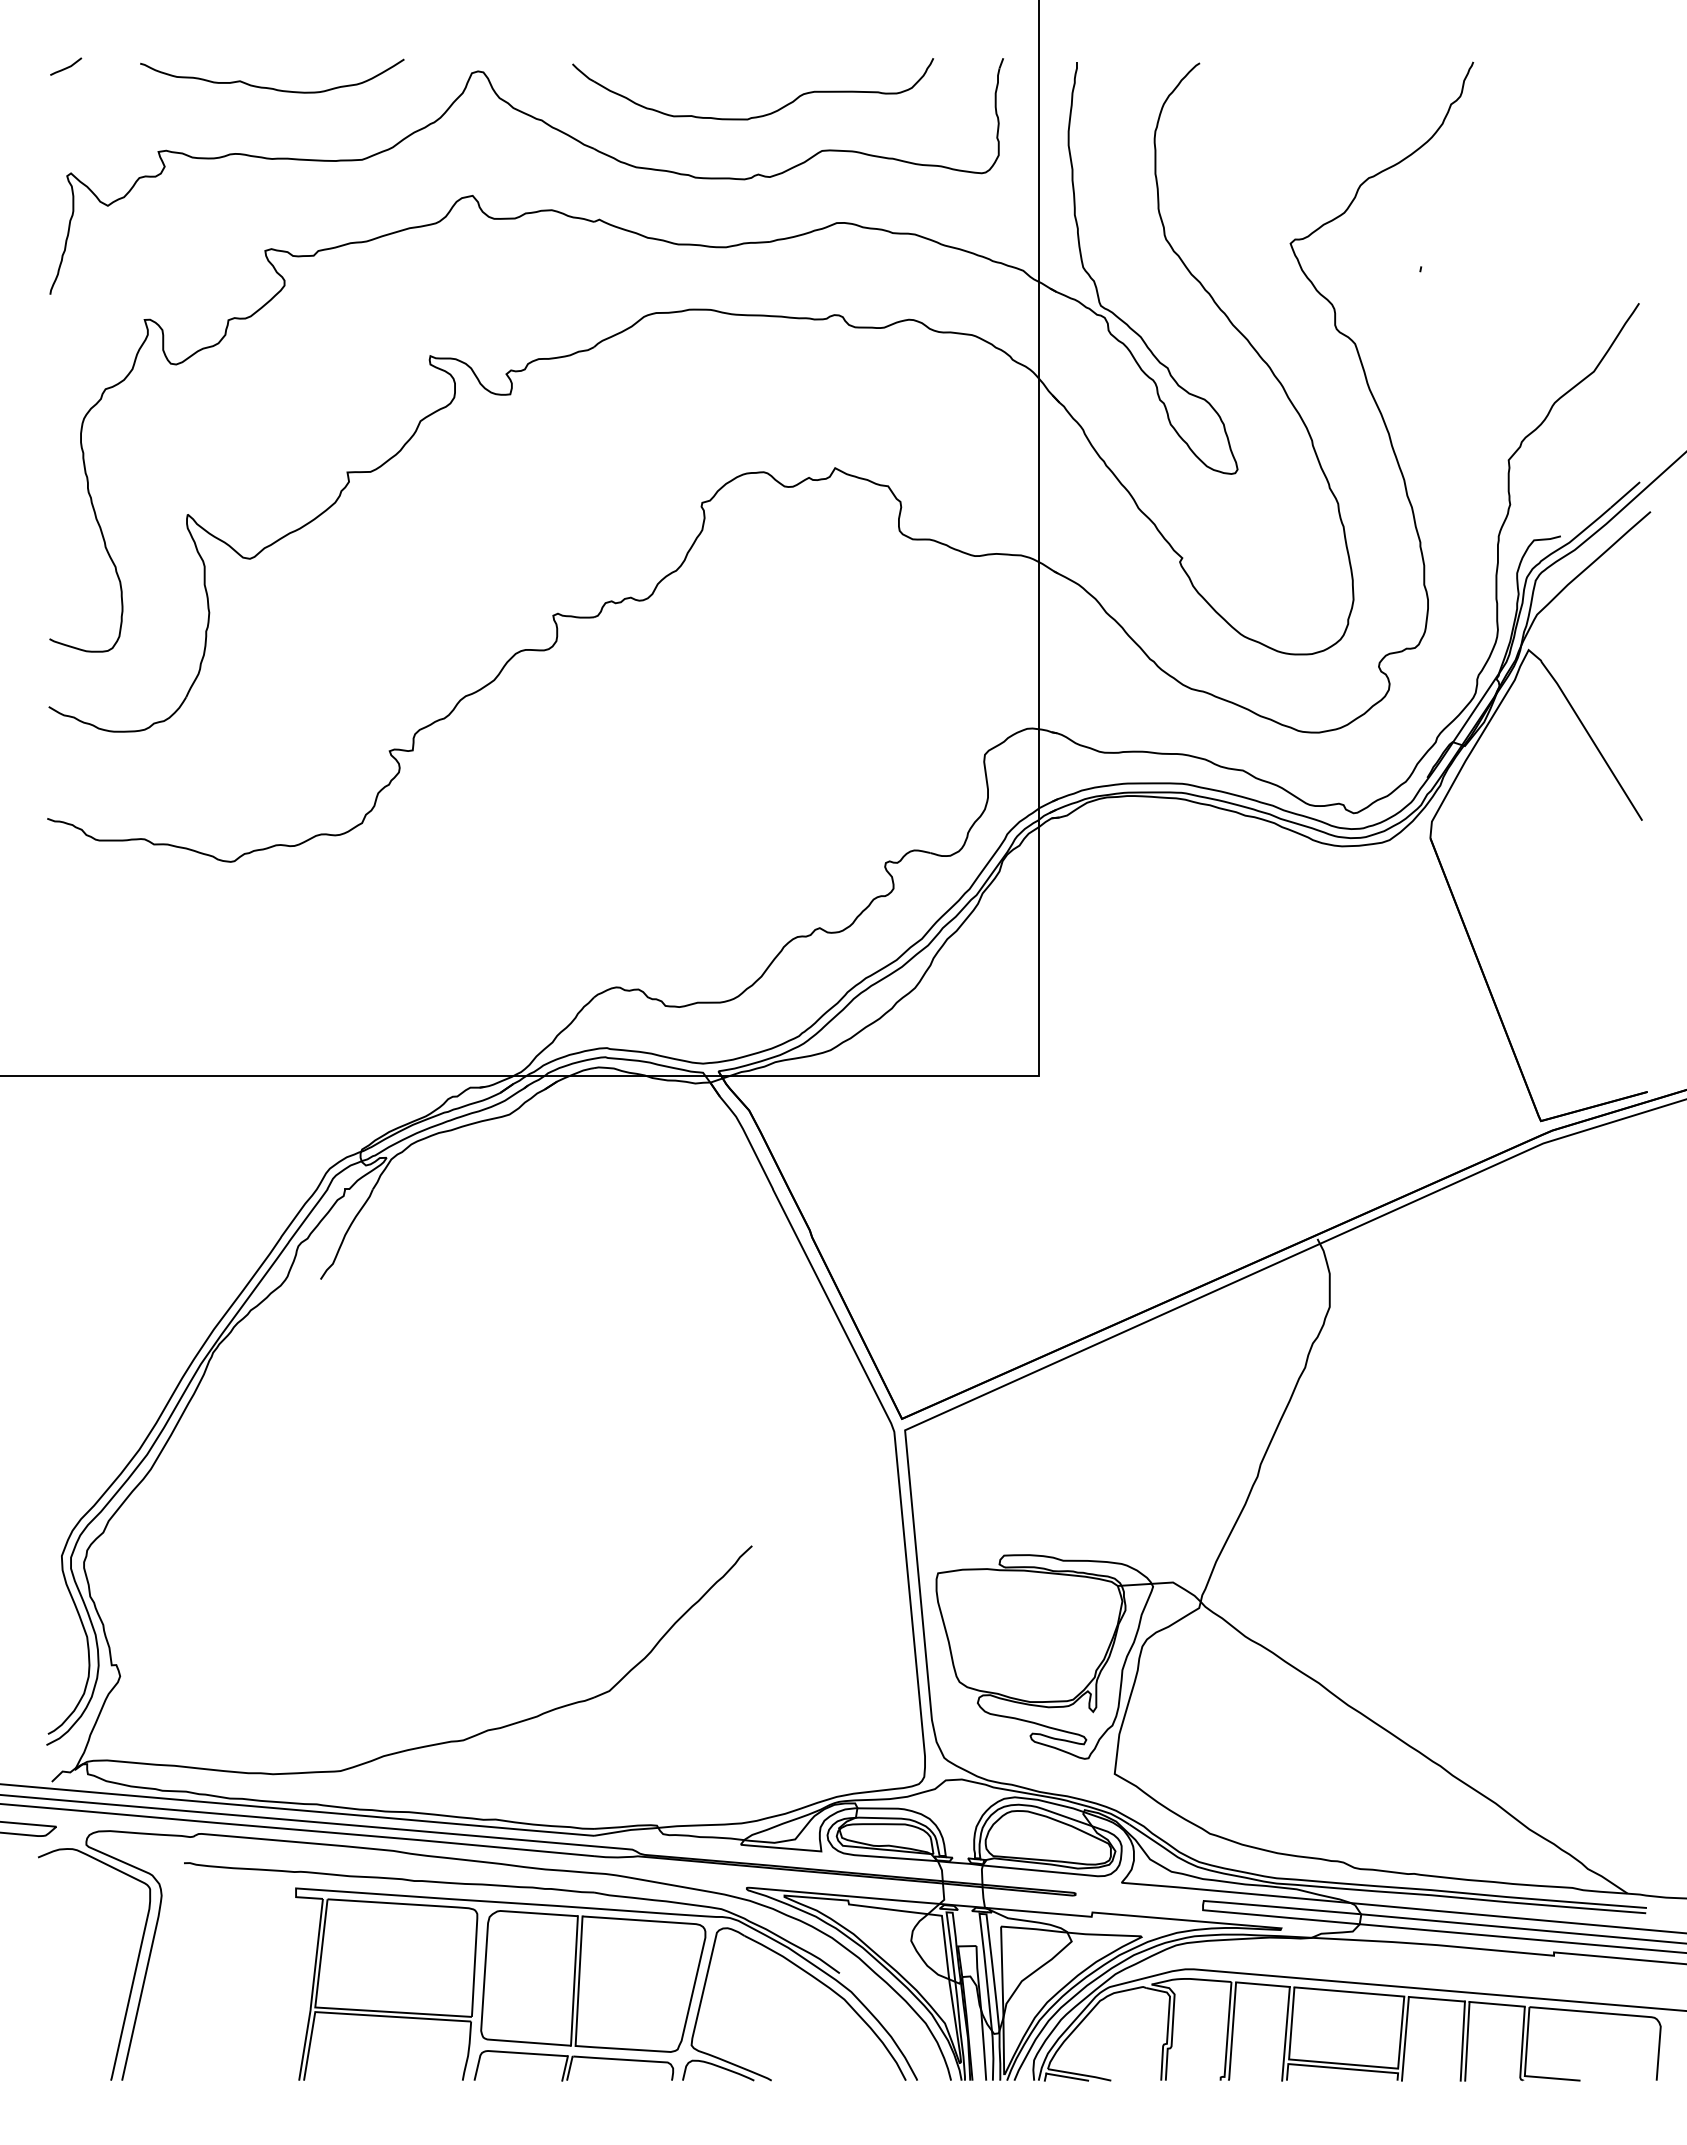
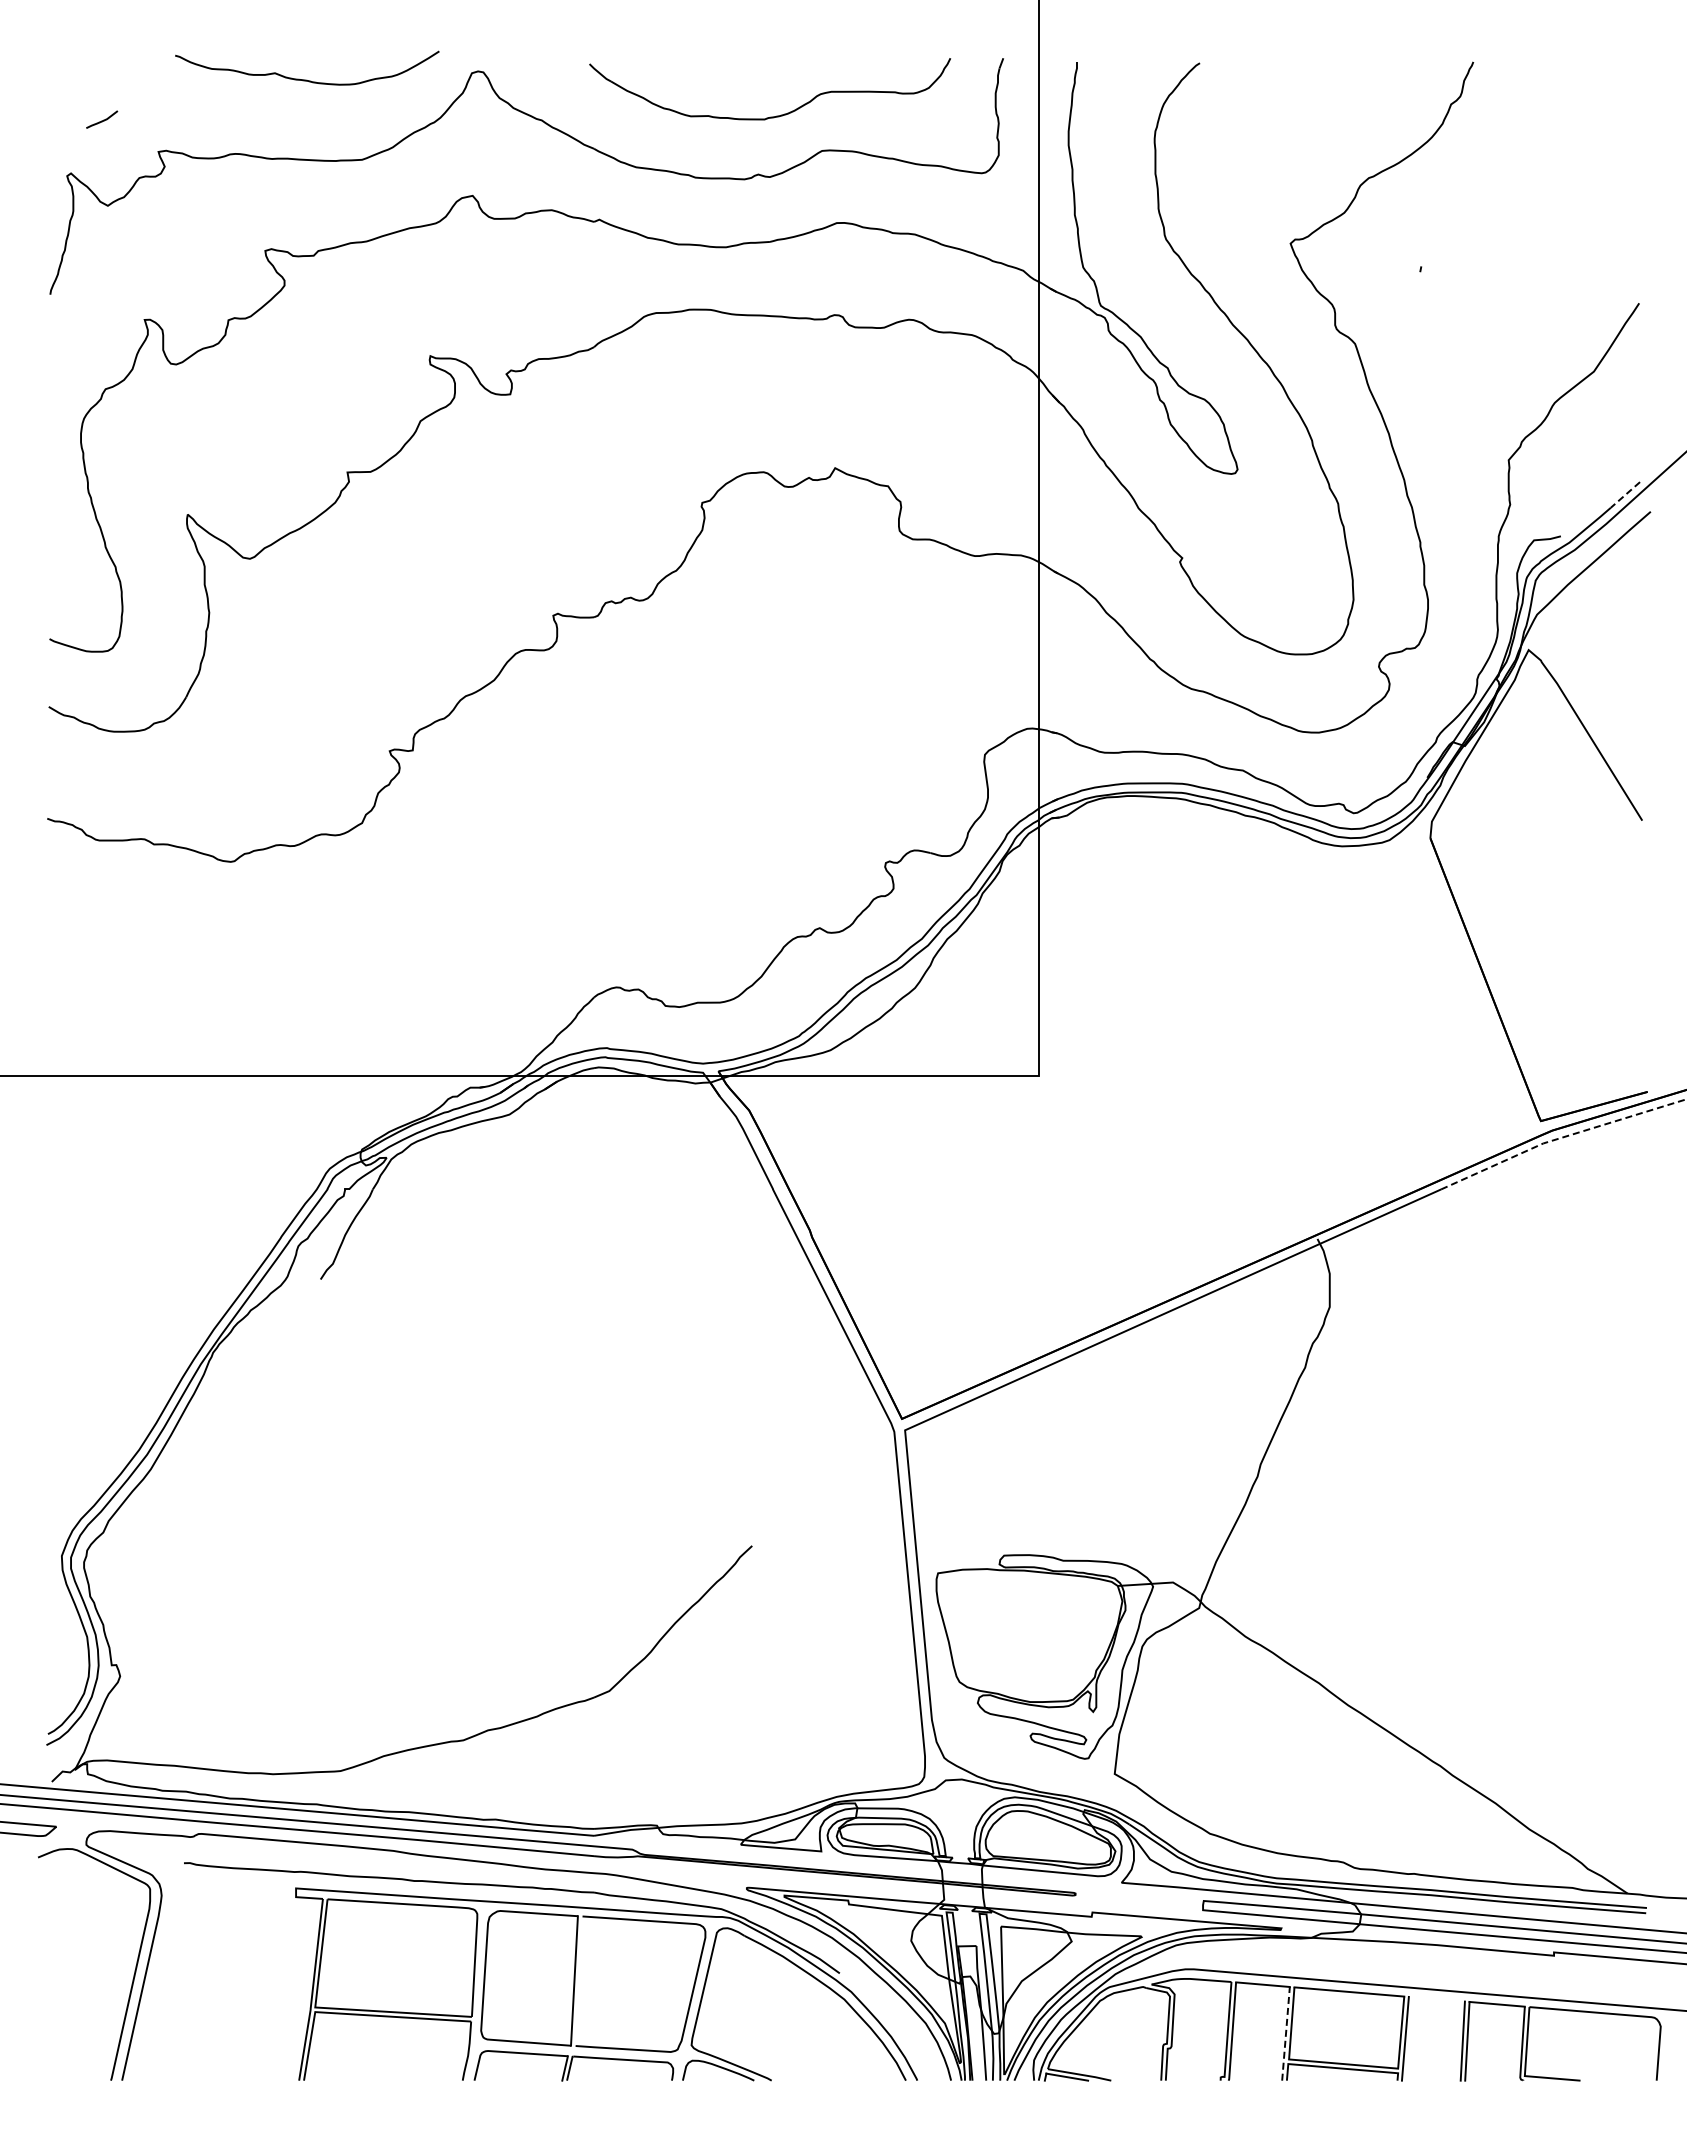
curve position: (67, 66) -> (103, 119) (103, 119)
curve position: (271, 87) -> (306, 79) (306, 79)
part position: (759, 115) -> (776, 115) (776, 115)
line: solid -> dashed (1625, 495)
line: solid -> dashed (1560, 1138)
line: present -> none (578, 1980)
line: present -> none (1436, 1998)
line: solid -> dashed (1286, 2033)
